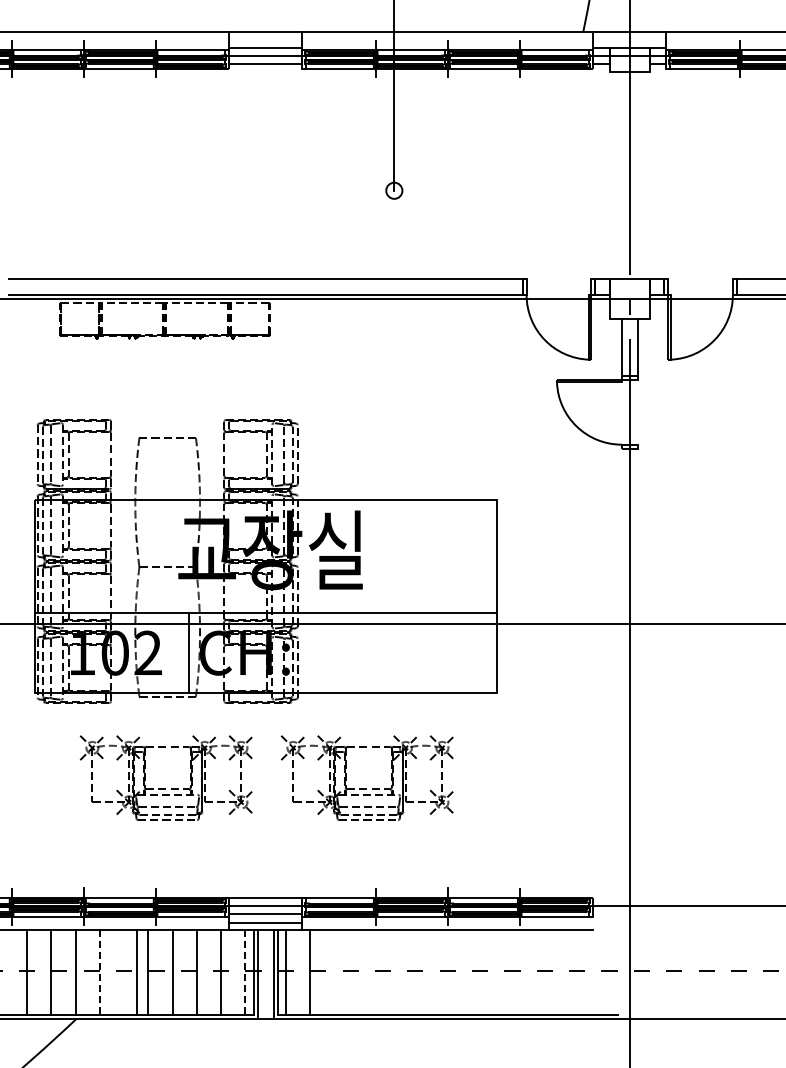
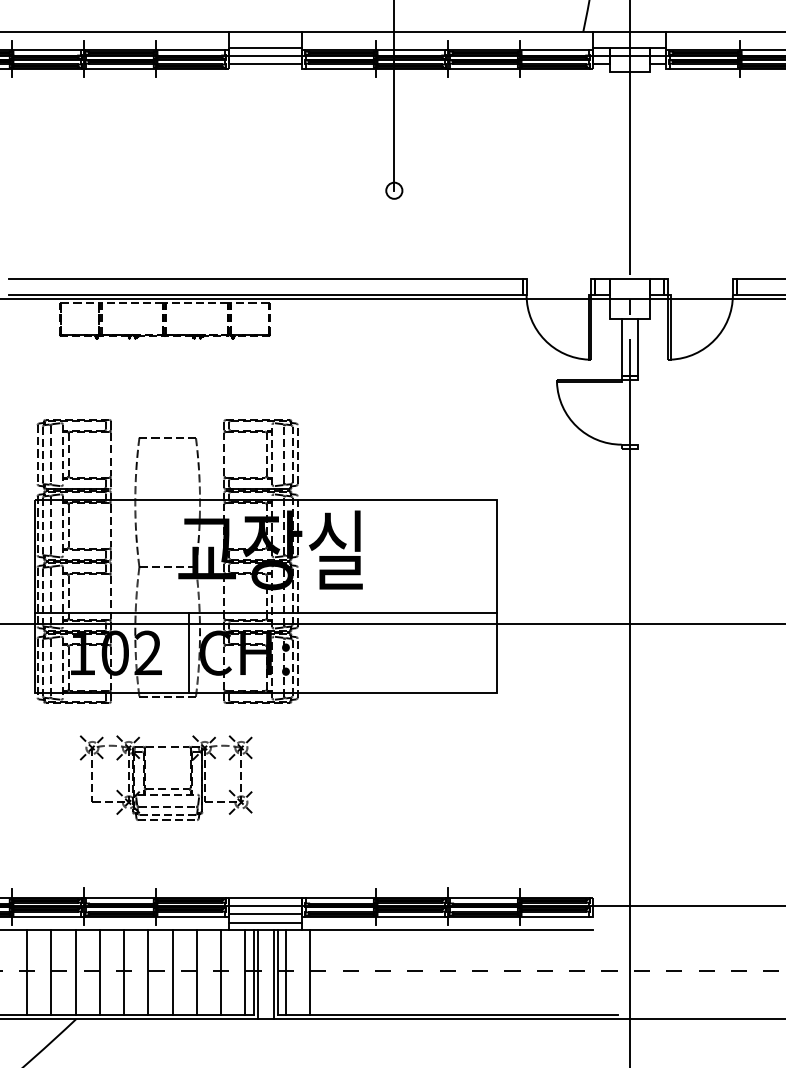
part: present -> none (366, 788)
line position: (137, 972) -> (124, 972) (124, 972)
line: dashed -> solid (99, 973)
line: dashed -> solid (245, 973)
